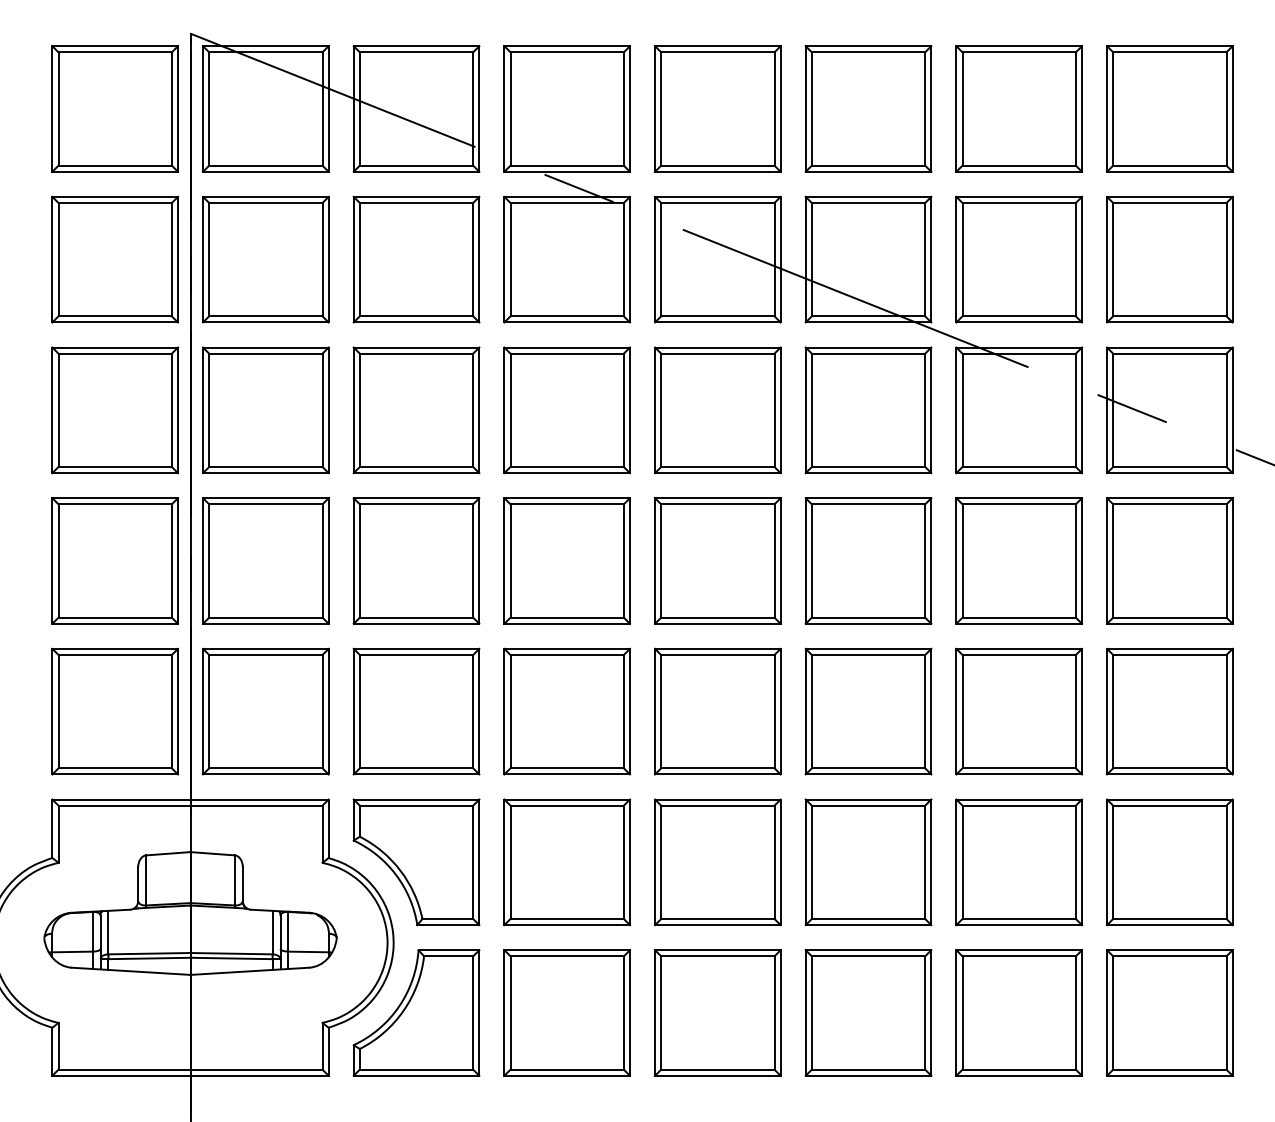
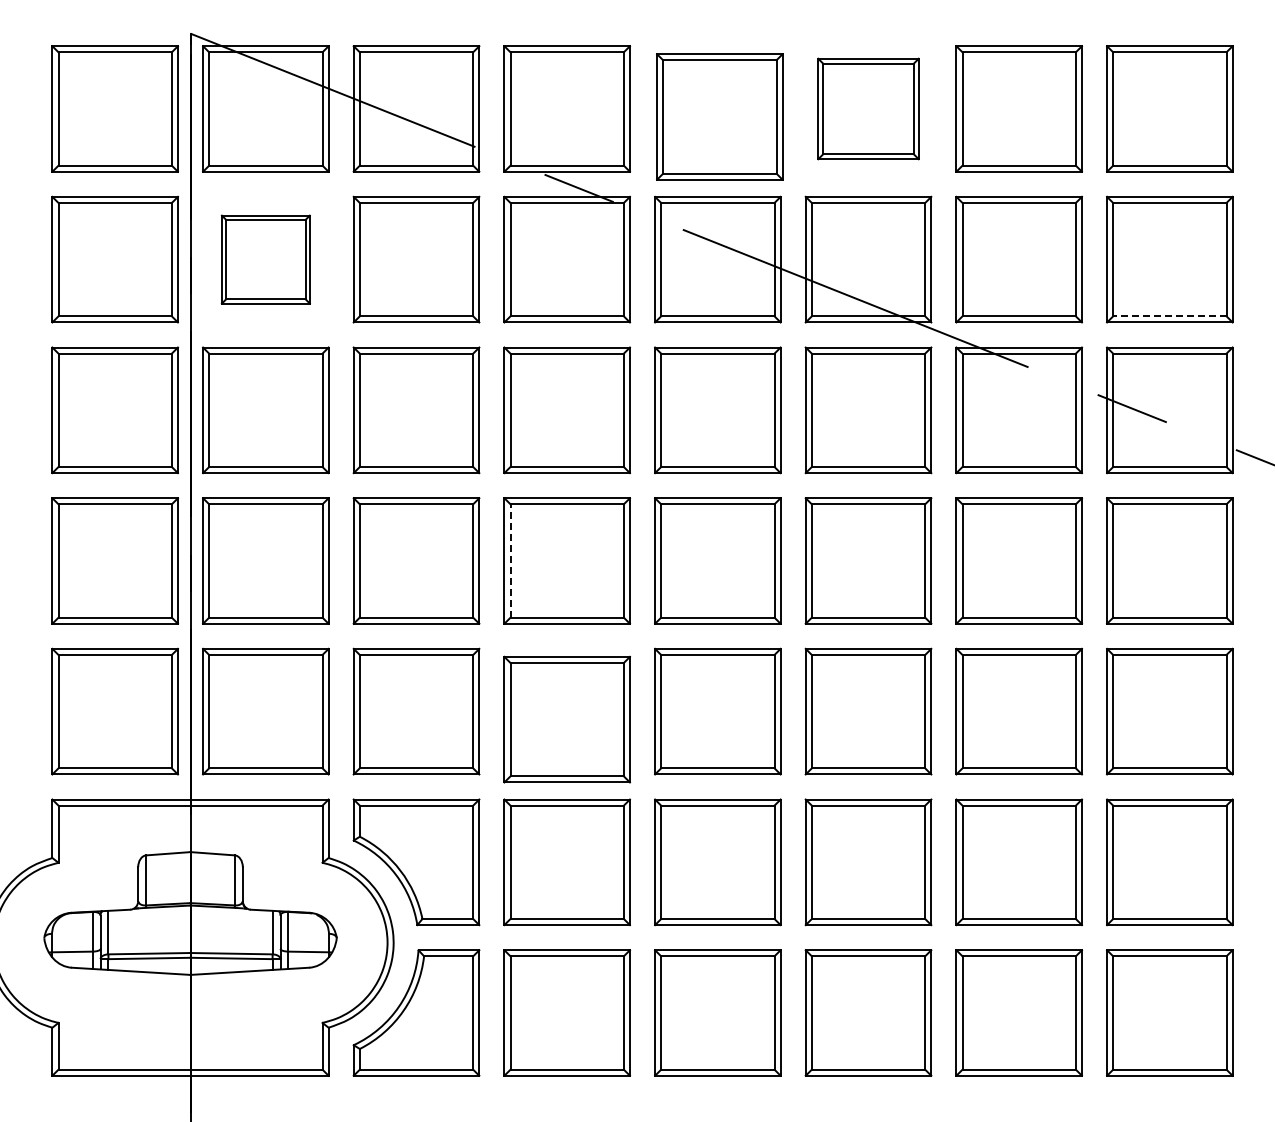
part position: (717, 108) -> (719, 116) (719, 116)
part size: 129x128 px -> 103x104 px (868, 108)
part size: 128x129 px -> 91x91 px (265, 259)
line: solid -> dashed (1169, 316)
line: solid -> dashed (510, 561)
part position: (566, 711) -> (566, 719) (566, 719)
